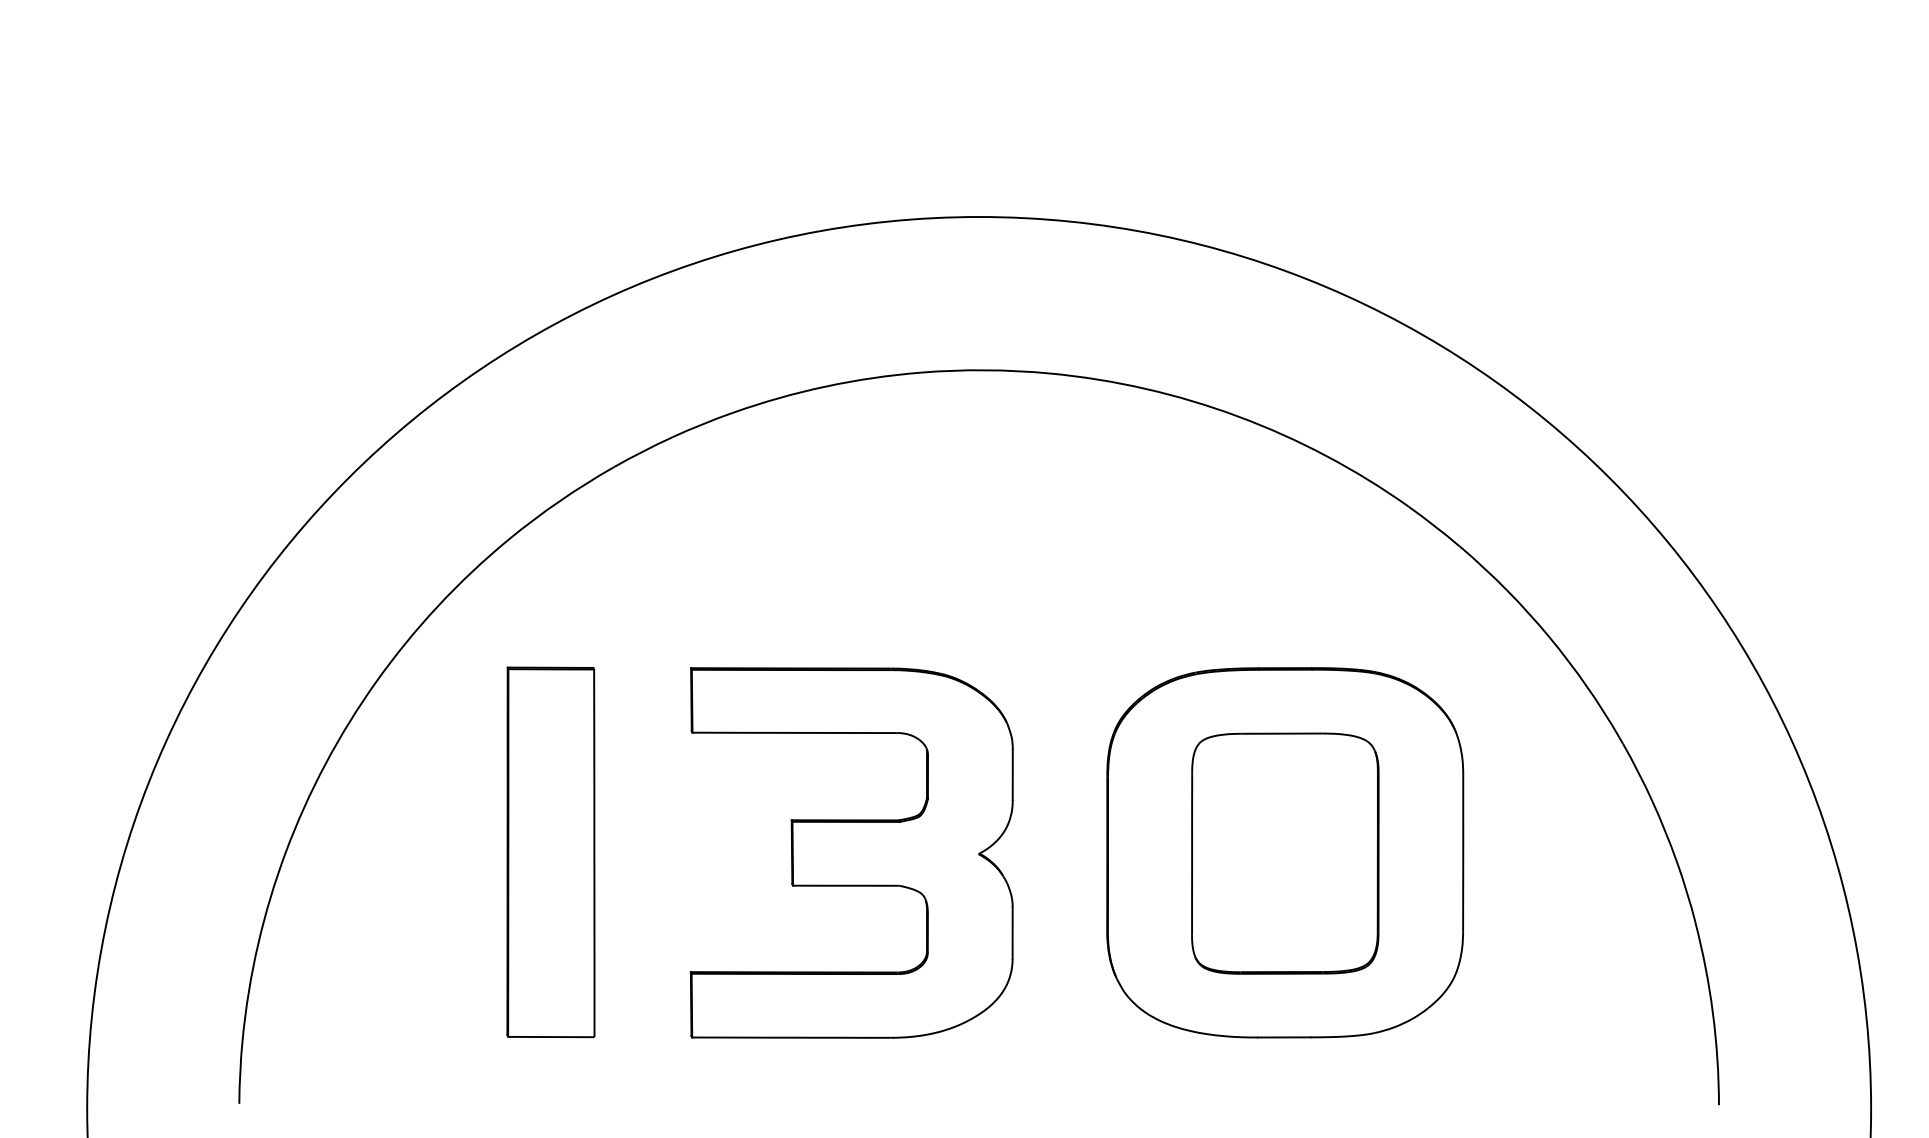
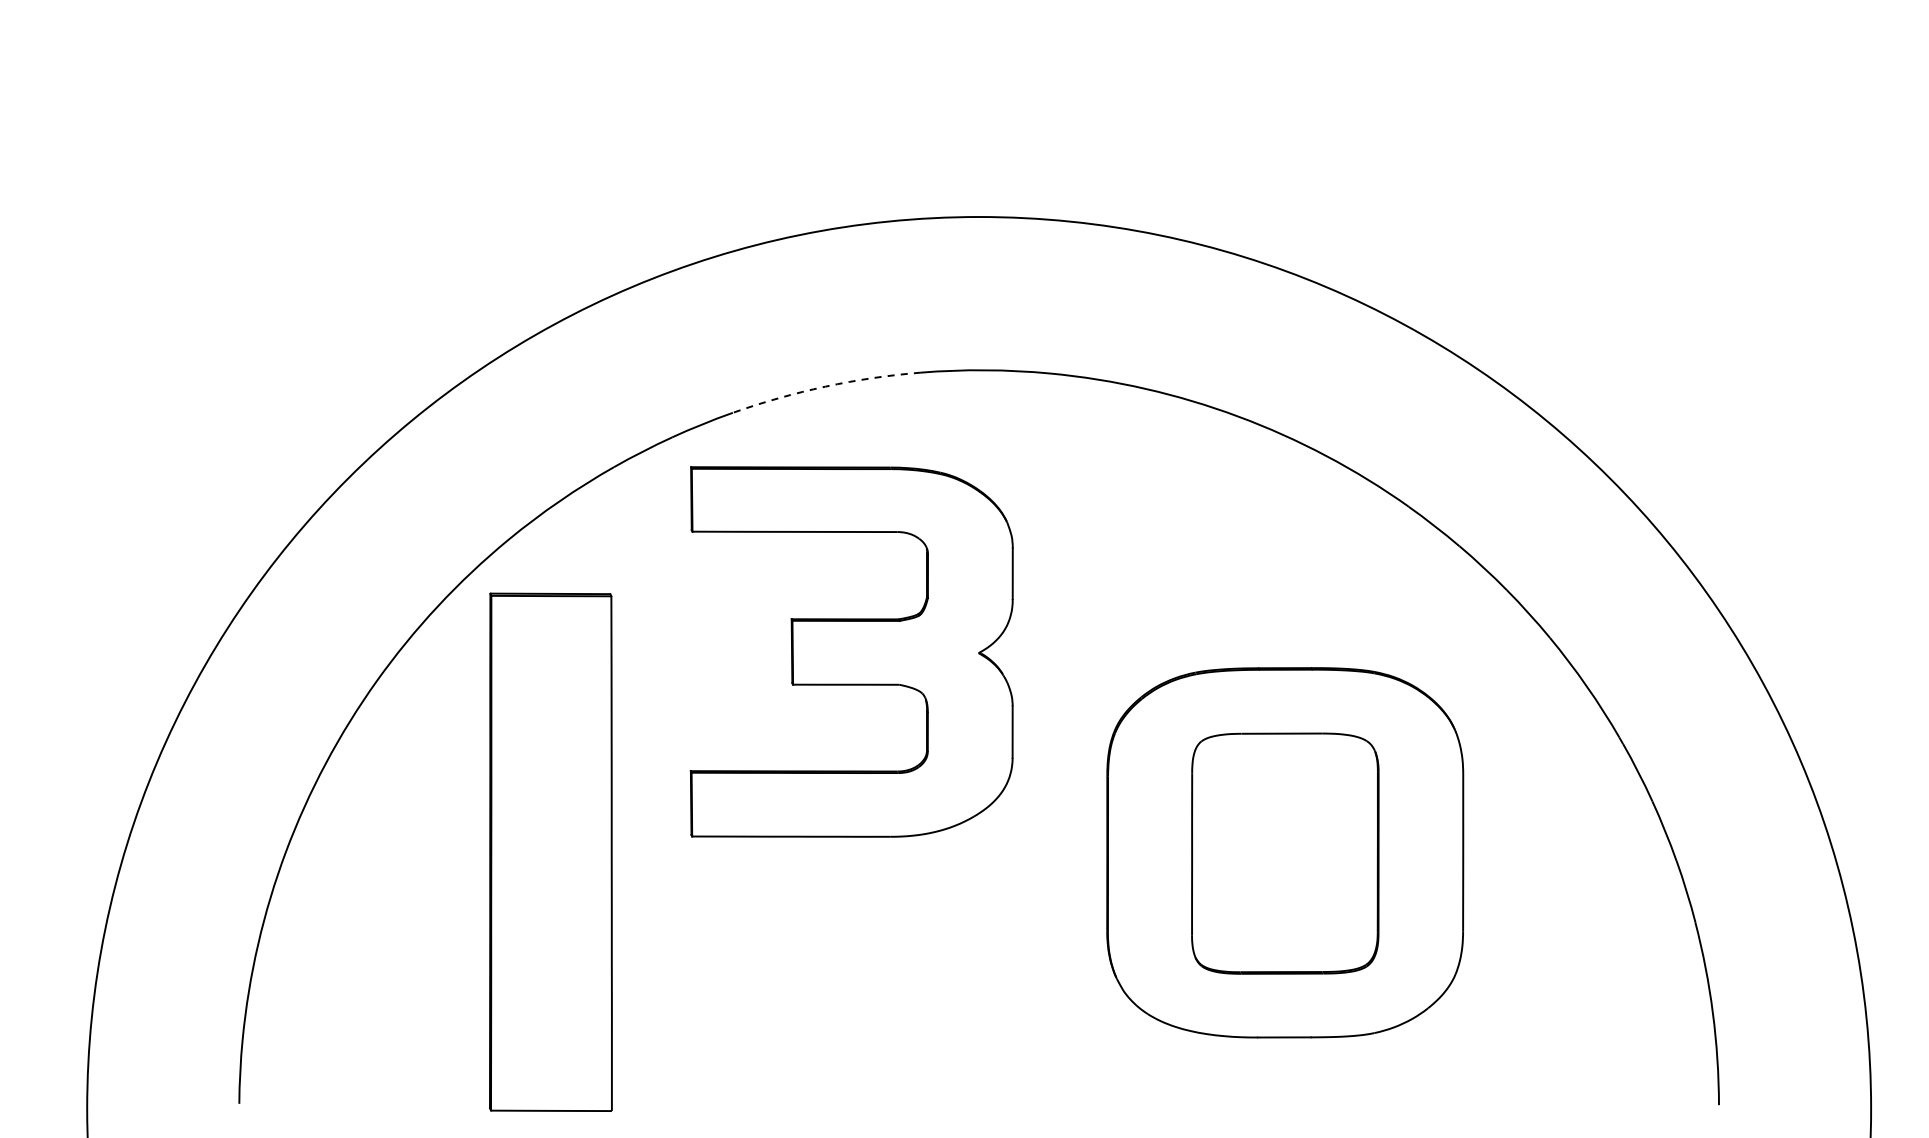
arc: solid -> dashed (825, 386)
part size: 90x373 px -> 124x520 px (550, 851)
part position: (851, 852) -> (851, 651) (851, 651)
